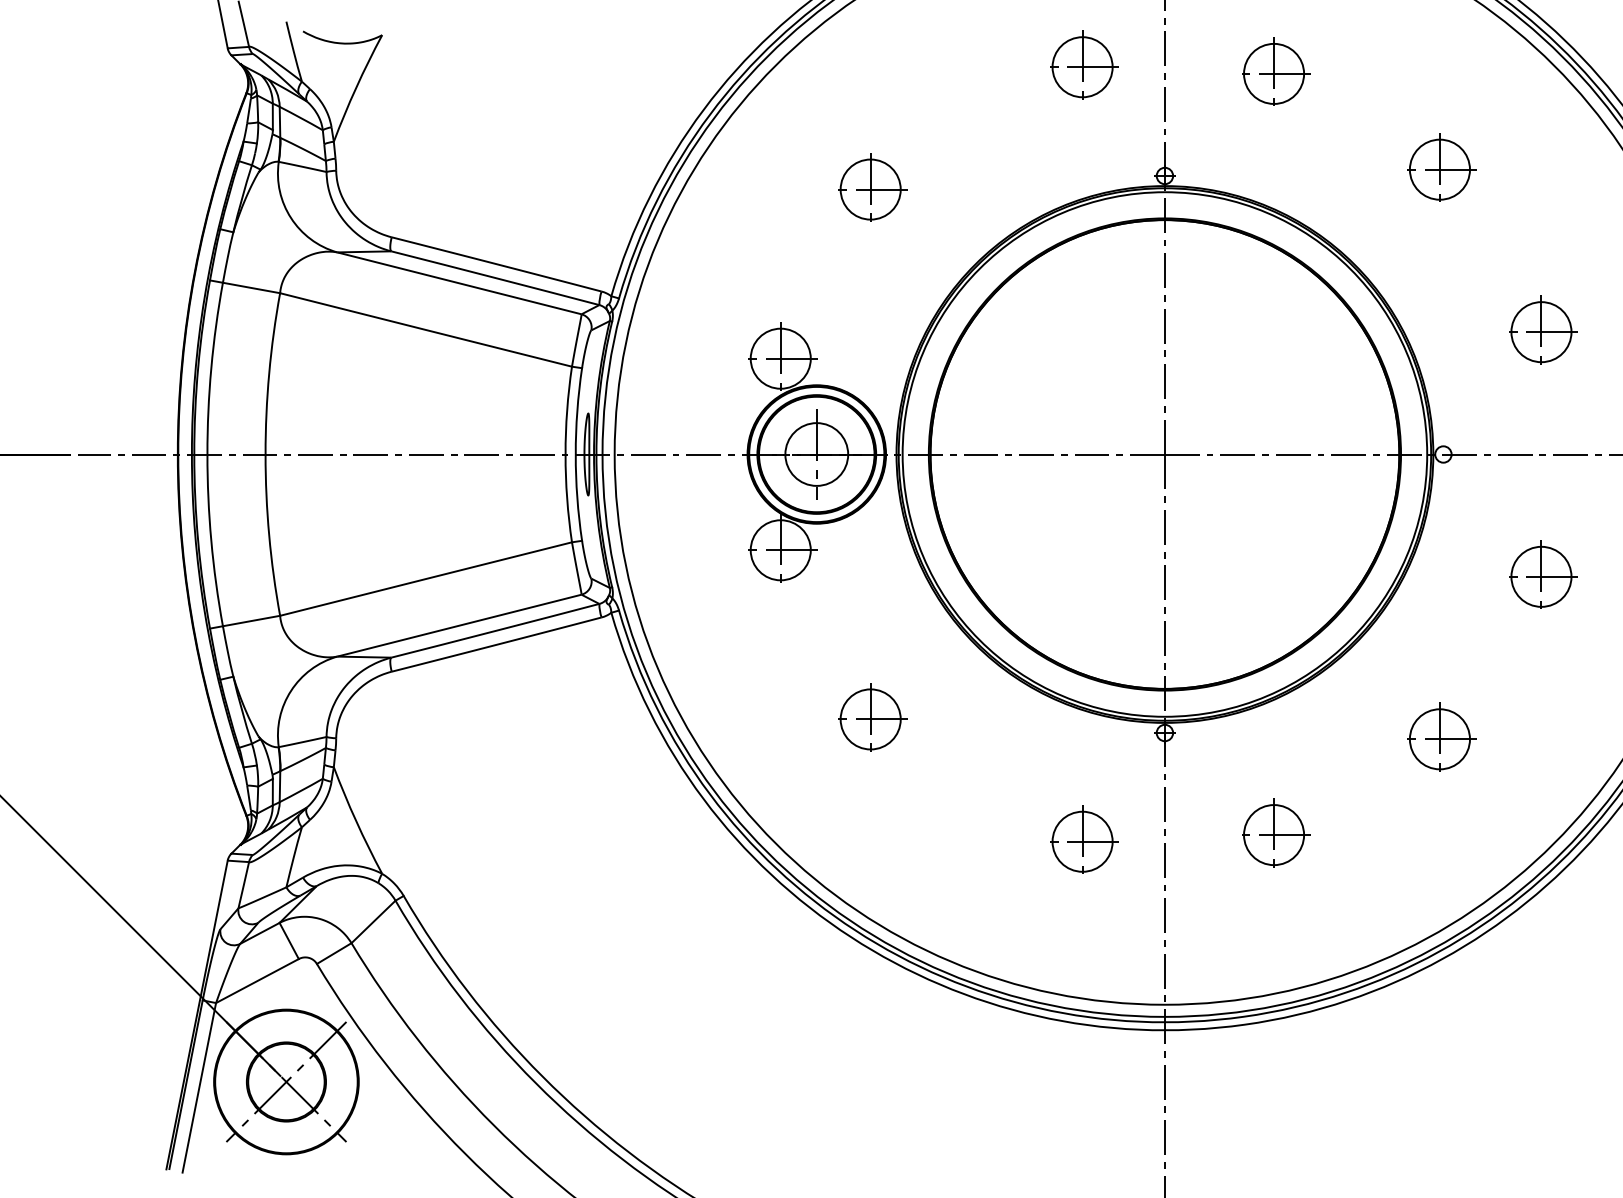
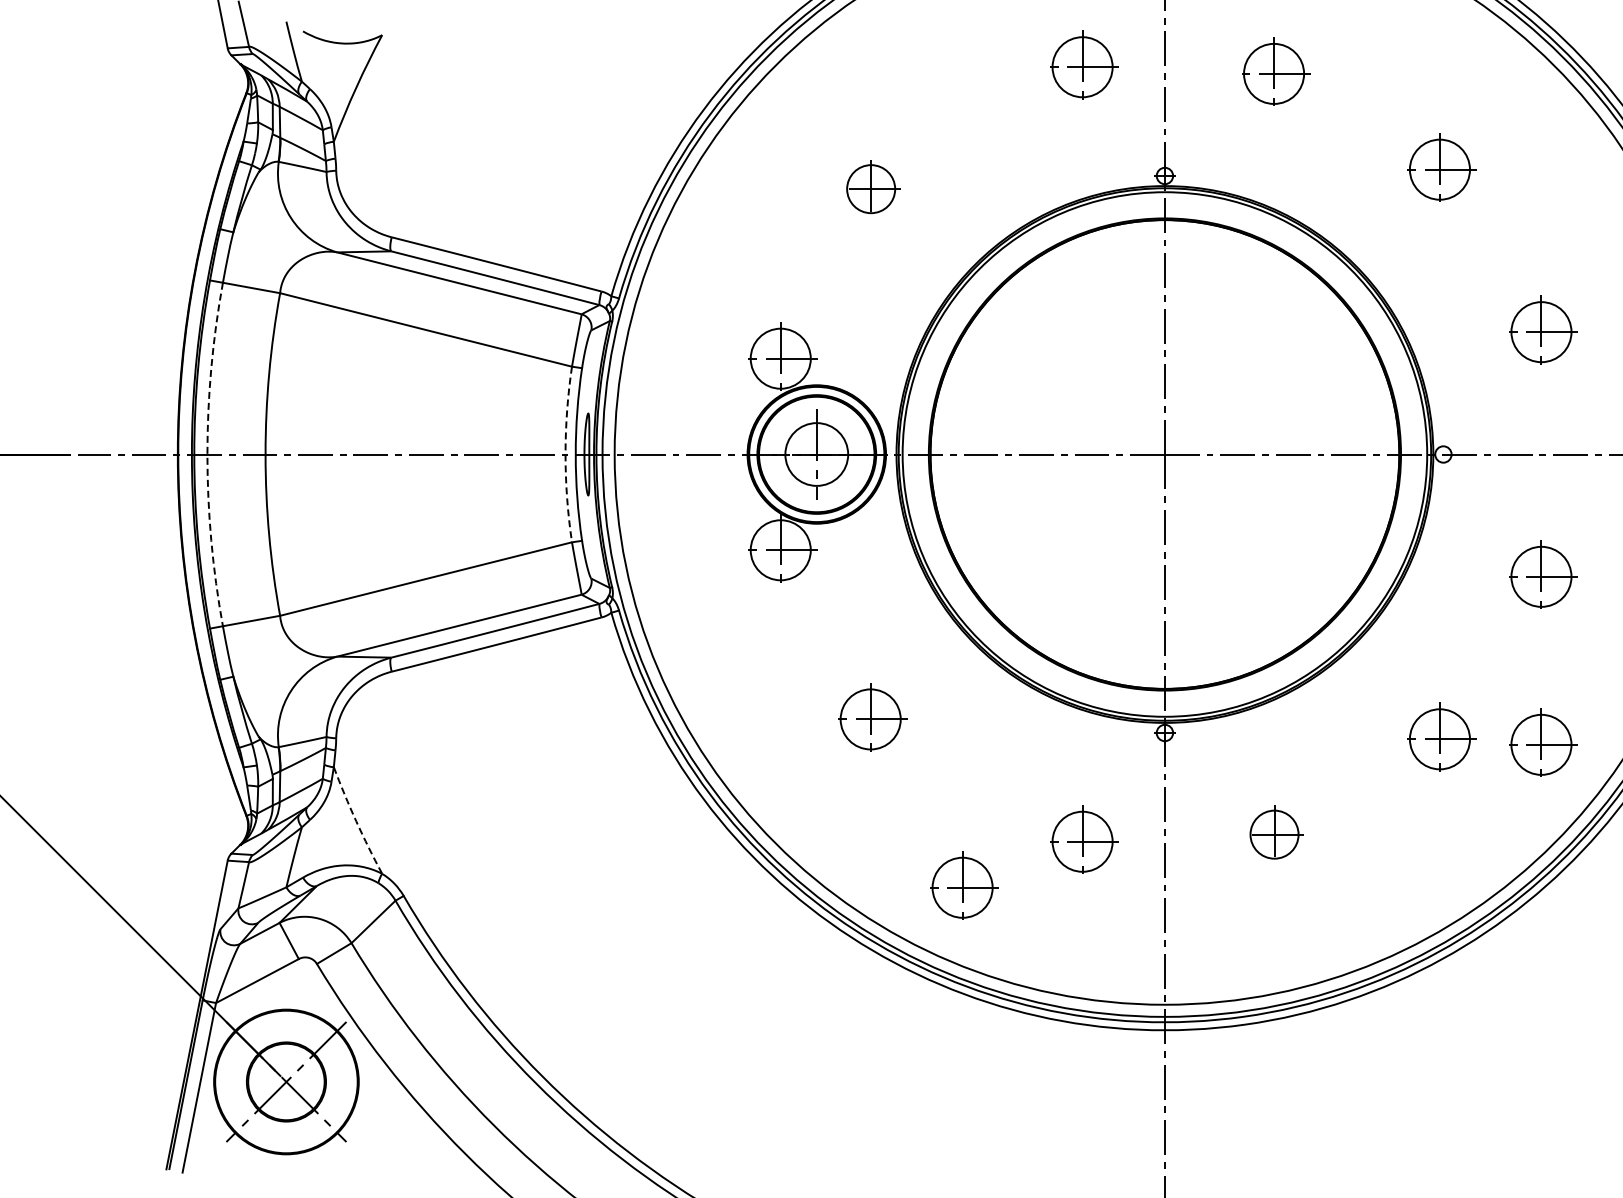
part size: 70x69 px -> 55x55 px (873, 187)
arc: solid -> dashed (207, 454)
arc: solid -> dashed (565, 454)
part: none -> present (1543, 742)
arc: solid -> dashed (356, 821)
part size: 69x70 px -> 55x55 px (1276, 832)
part: none -> present (964, 885)
